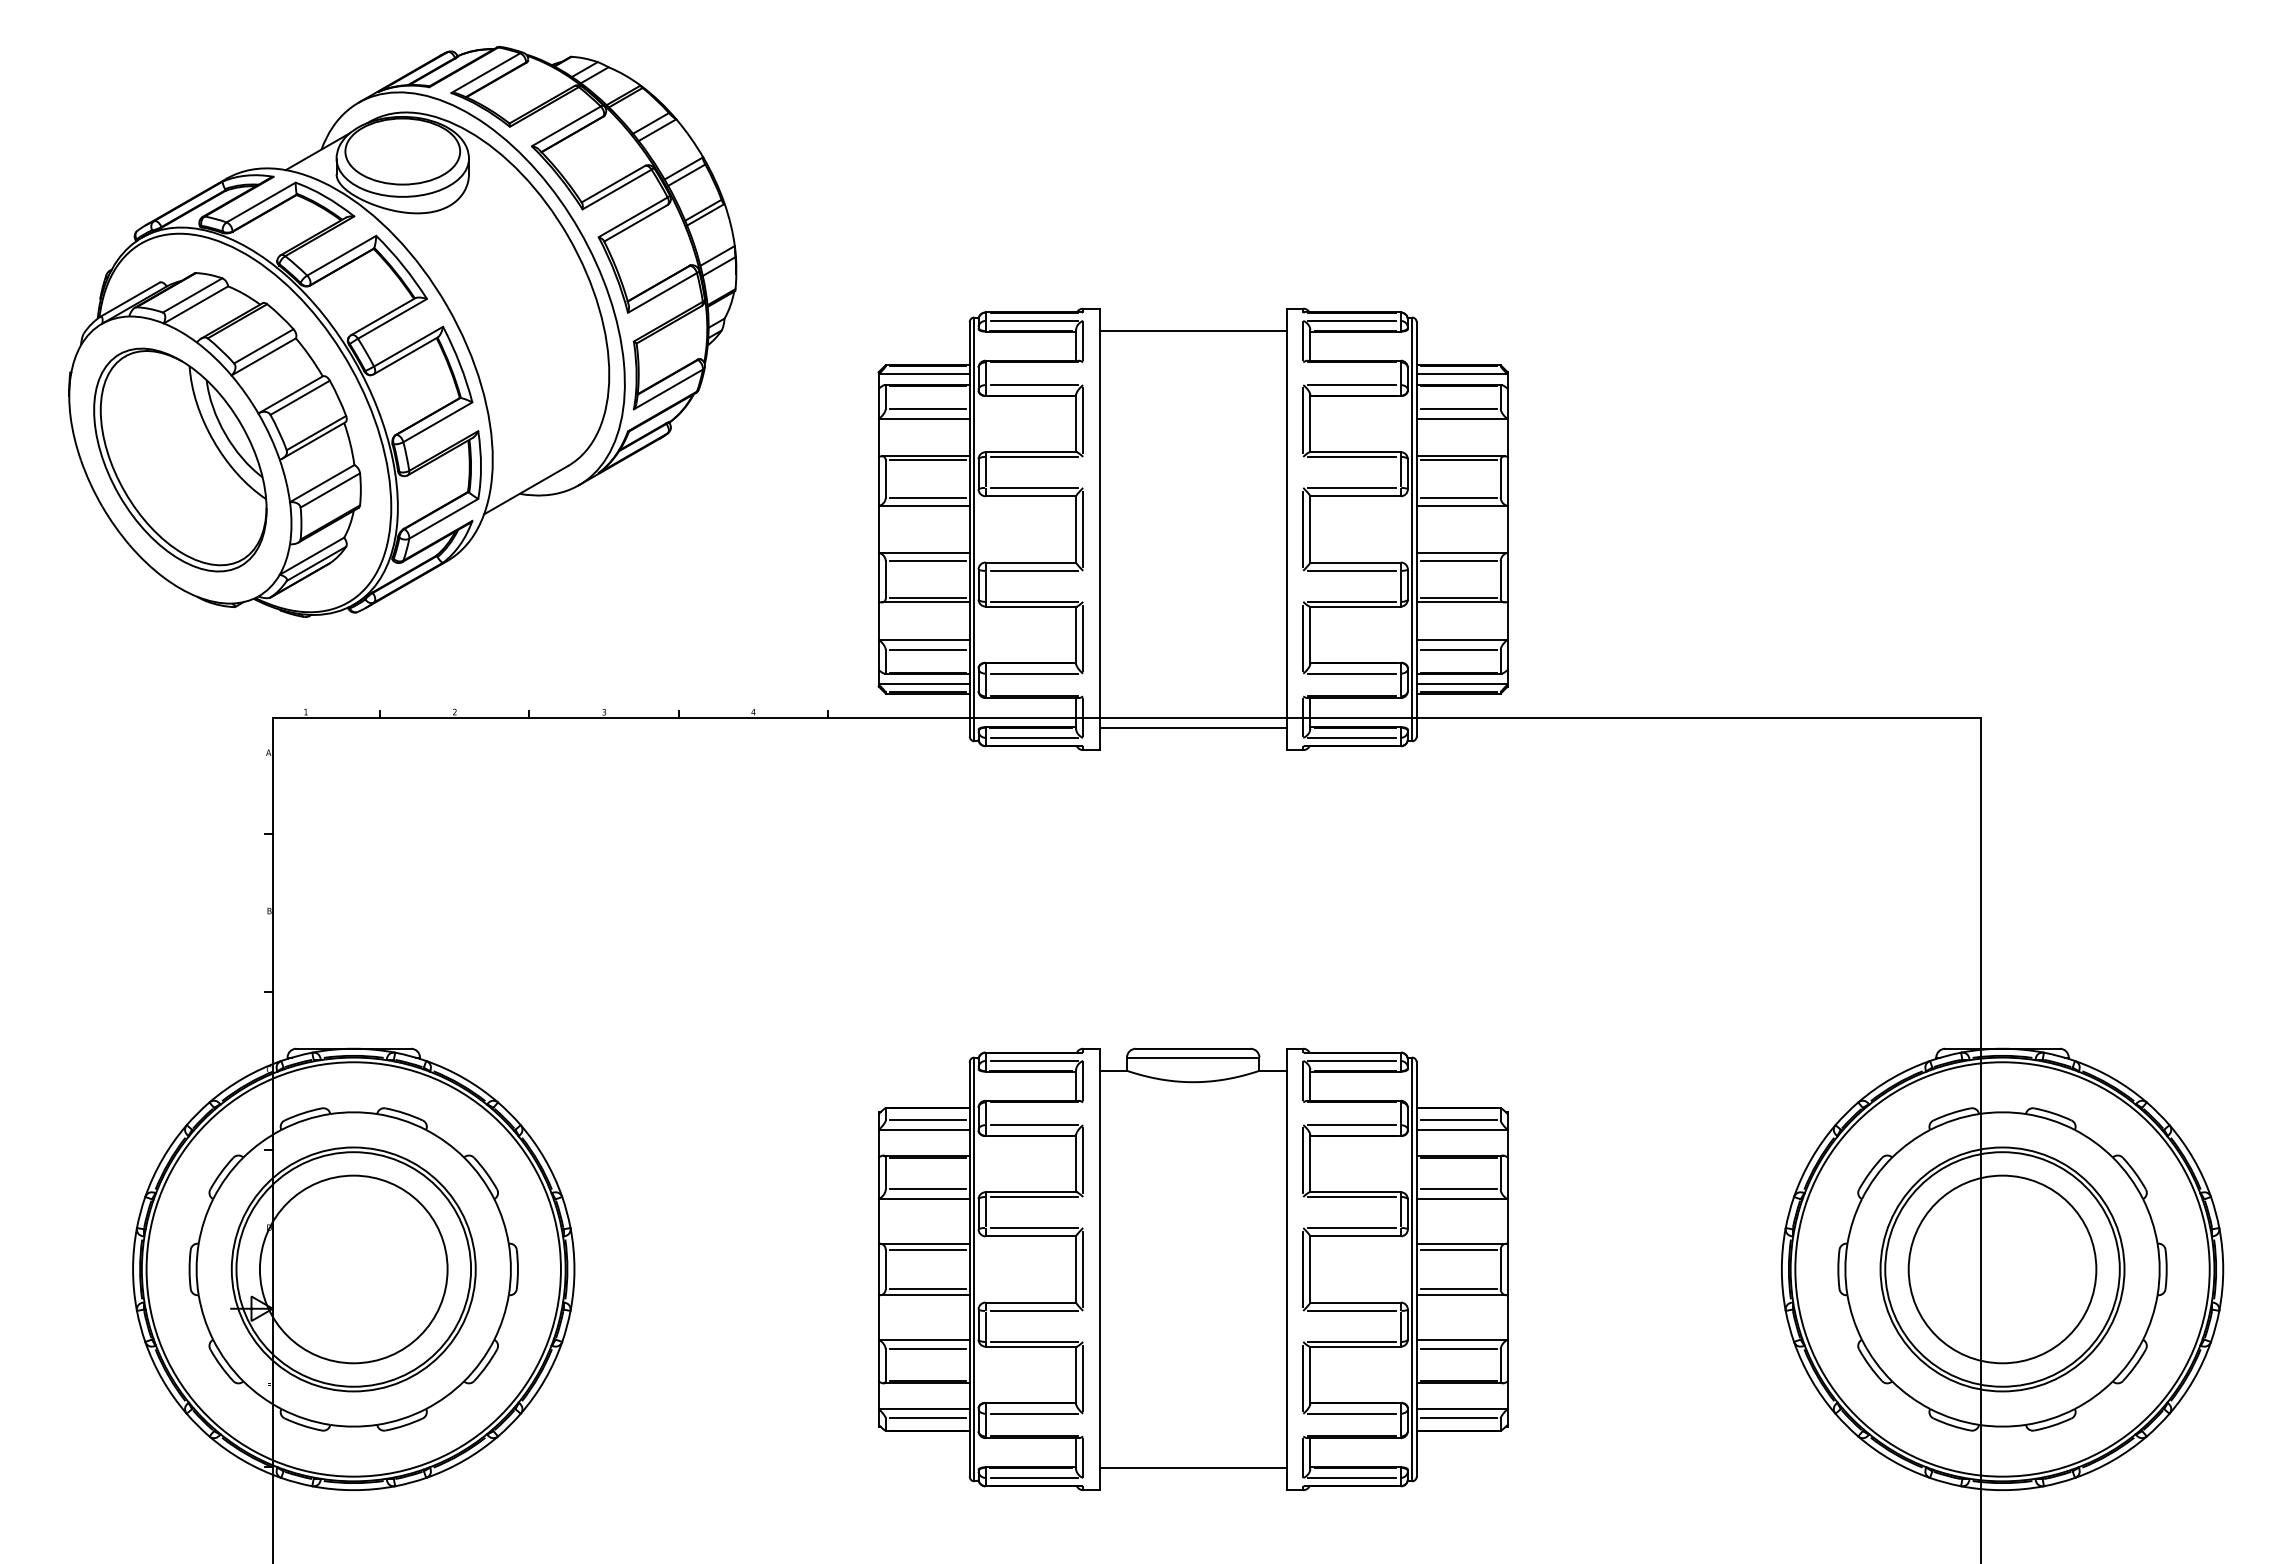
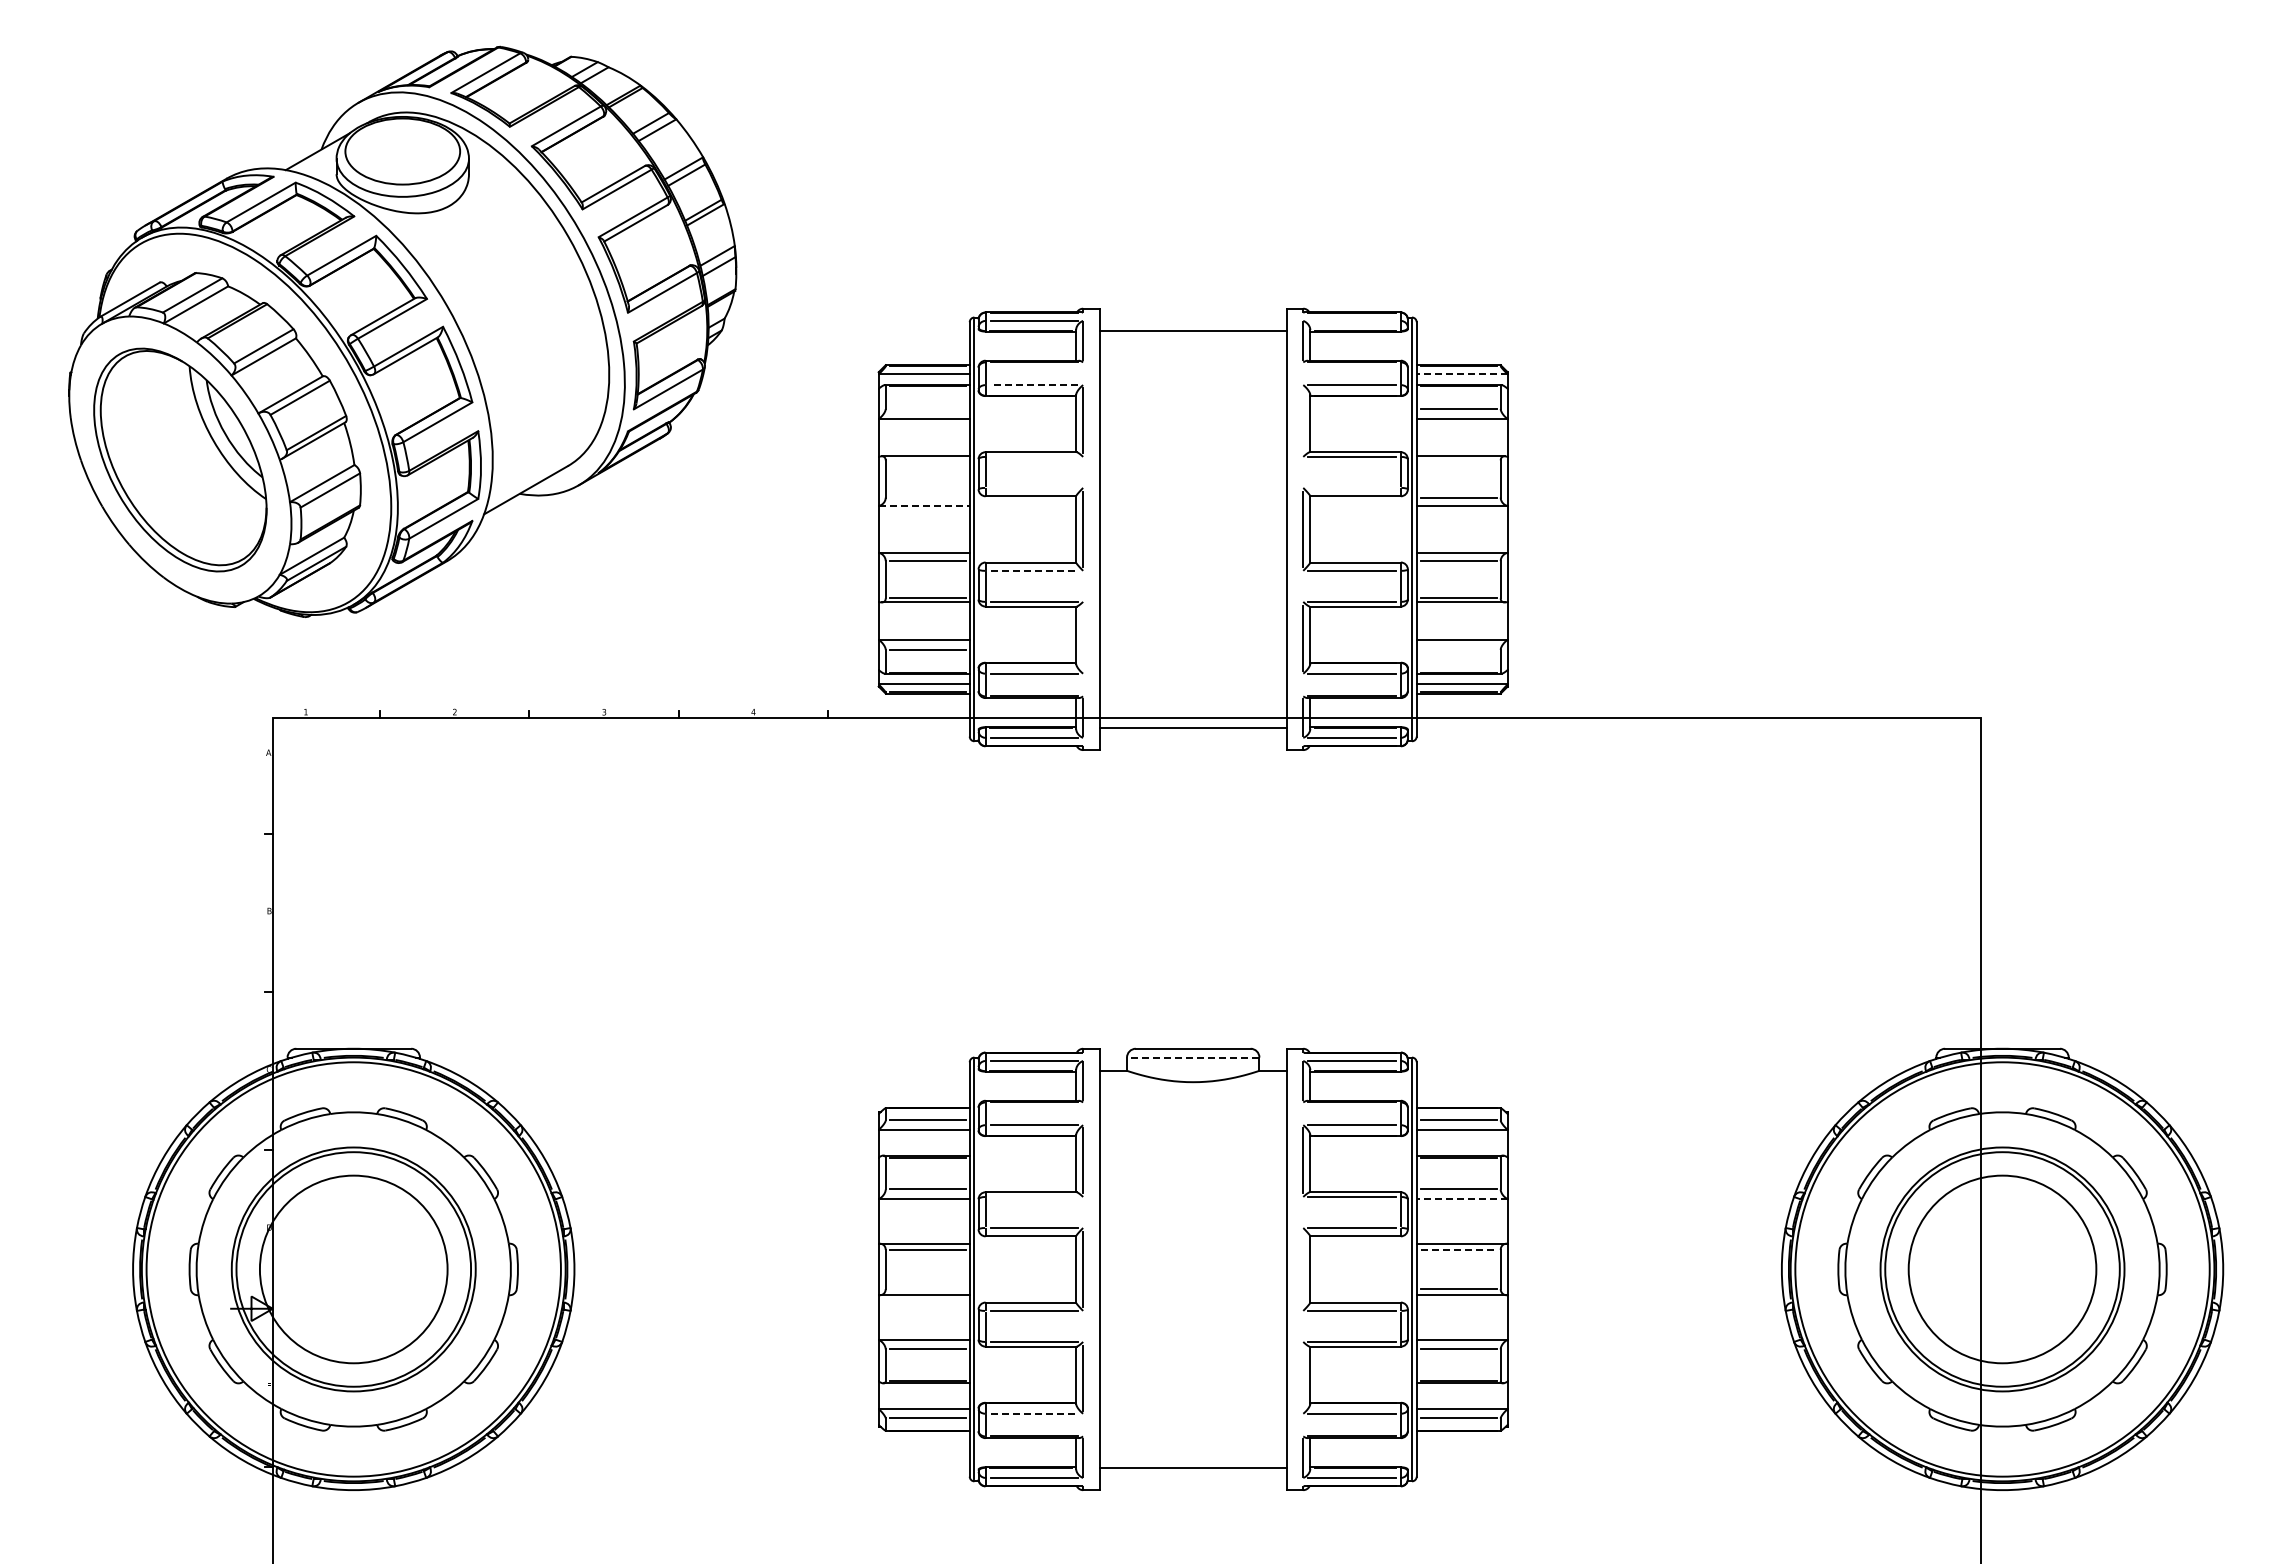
line: present -> none (1351, 320)
line: solid -> dashed (1462, 374)
line: solid -> dashed (1034, 385)
line: present -> none (927, 409)
line: present -> none (1303, 420)
line: present -> none (1034, 456)
line: present -> none (927, 460)
line: present -> none (1458, 460)
line: present -> none (1034, 487)
line: present -> none (1351, 487)
line: present -> none (927, 497)
line: solid -> dashed (924, 505)
line: solid -> dashed (1034, 570)
line: present -> none (1083, 637)
line: present -> none (1458, 649)
line: solid -> dashed (1192, 1057)
line: present -> none (1034, 1196)
line: solid -> dashed (1462, 1199)
line: solid -> dashed (1458, 1249)
line: present -> none (1303, 1269)
line: present -> none (927, 1289)
line: present -> none (1303, 1377)
line: solid -> dashed (1034, 1413)
